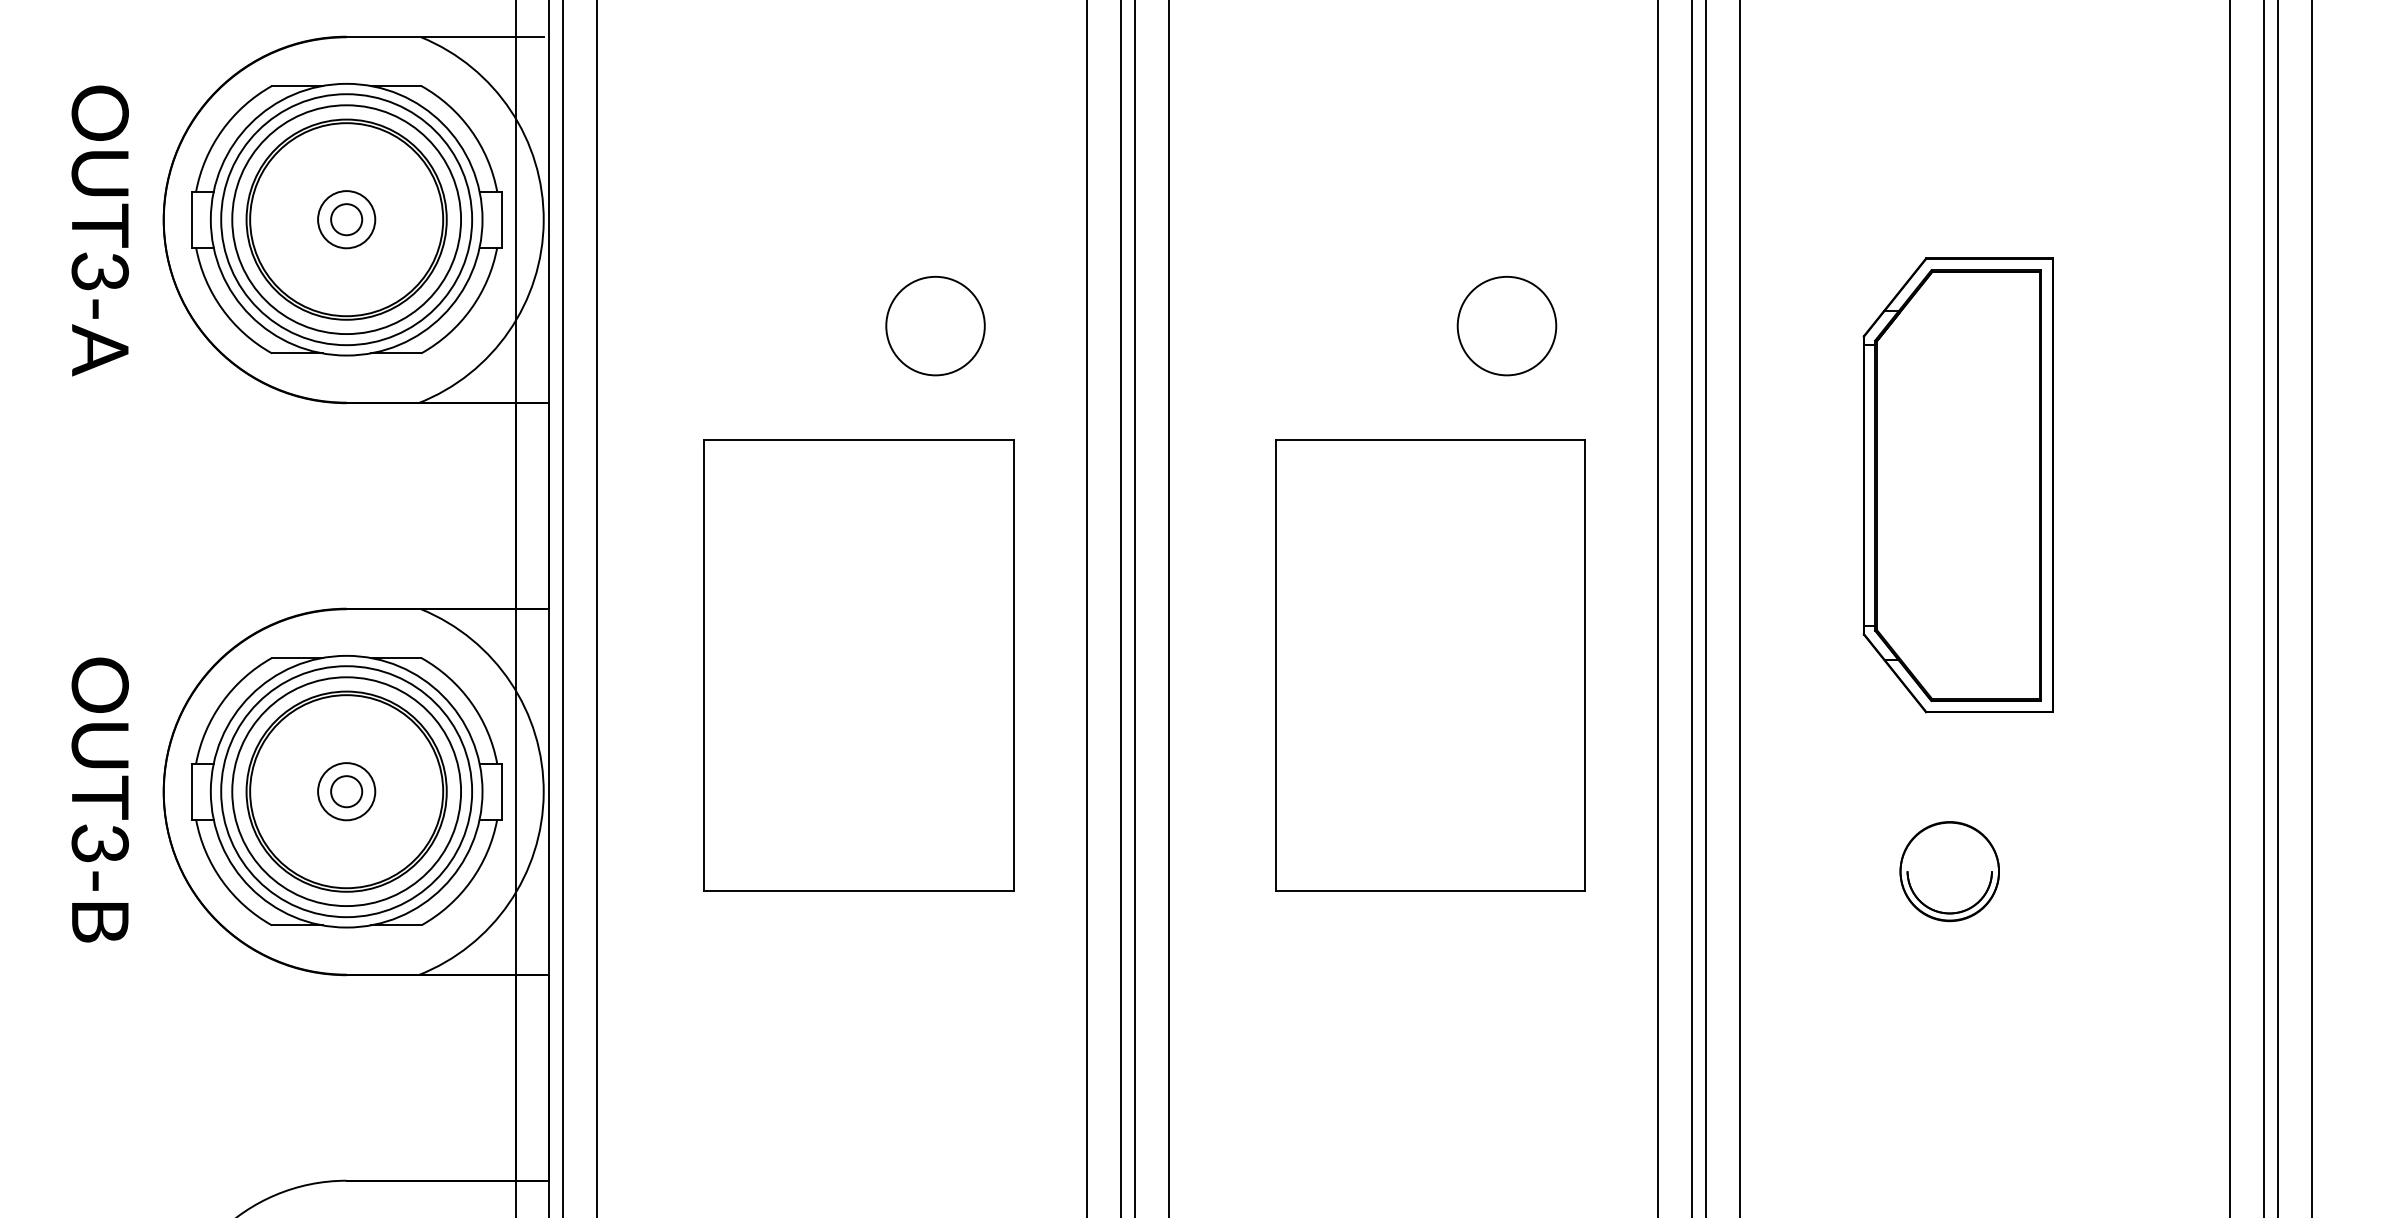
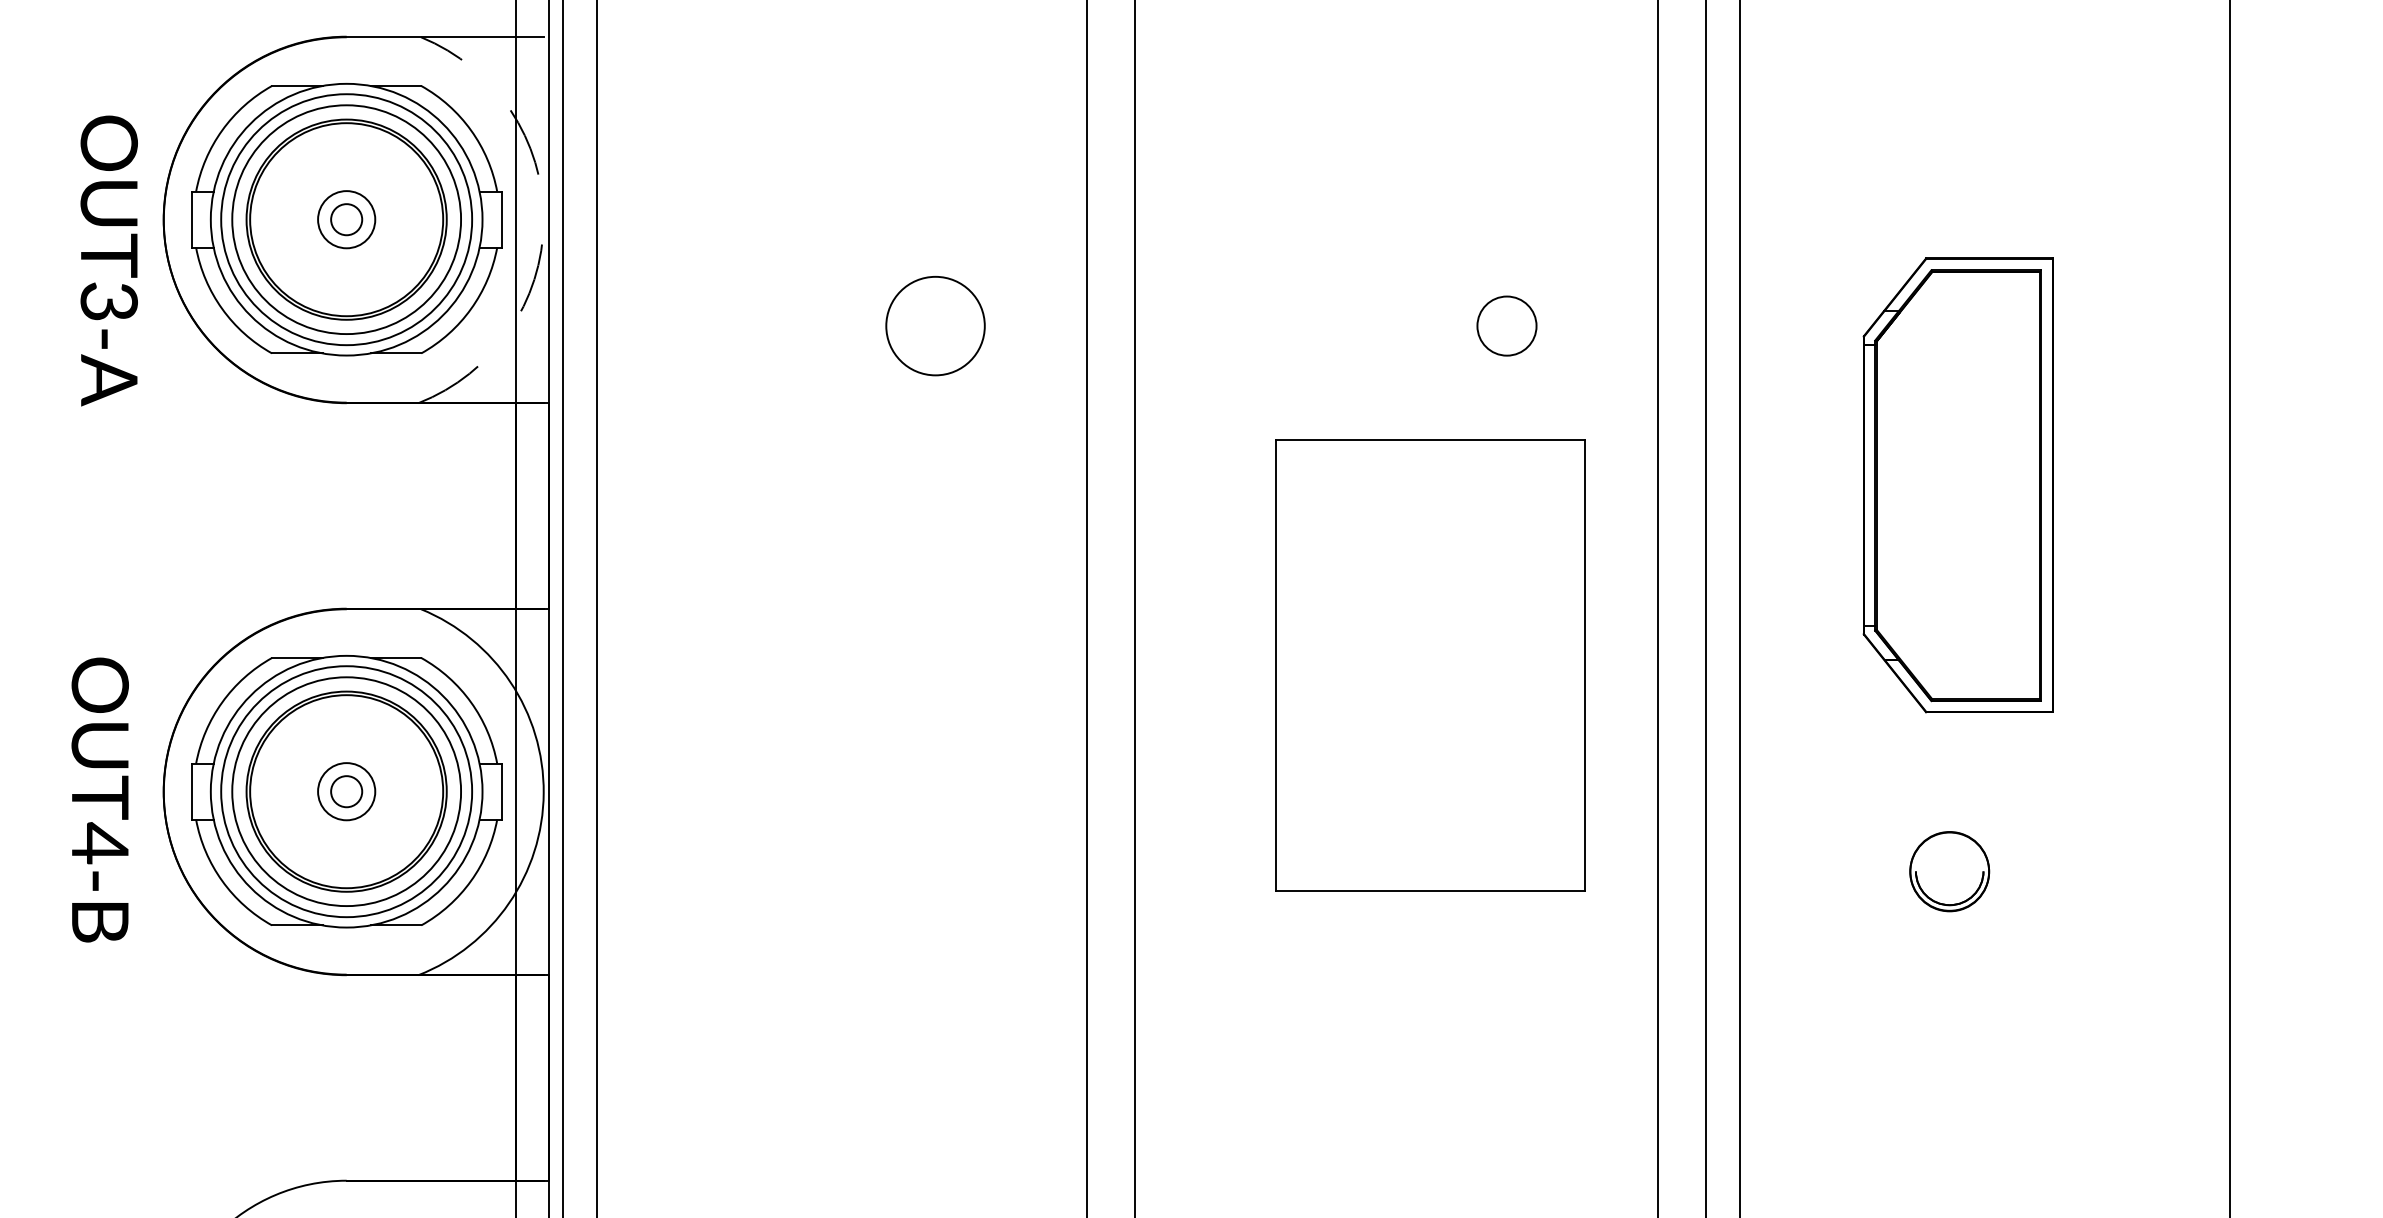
arc: solid -> dashed (543, 221)
text position: (99, 230) -> (108, 260) (108, 260)
circle diameter: 99 px -> 59 px (1506, 325)
line: present -> none (1120, 608)
line: present -> none (1168, 608)
line: present -> none (1692, 608)
line: present -> none (2263, 608)
line: present -> none (2277, 608)
line: present -> none (2311, 608)
part: present -> none (858, 665)
text: OUT3-B -> OUT4-B (99, 843)
part size: 101x102 px -> 82x82 px (1949, 871)
